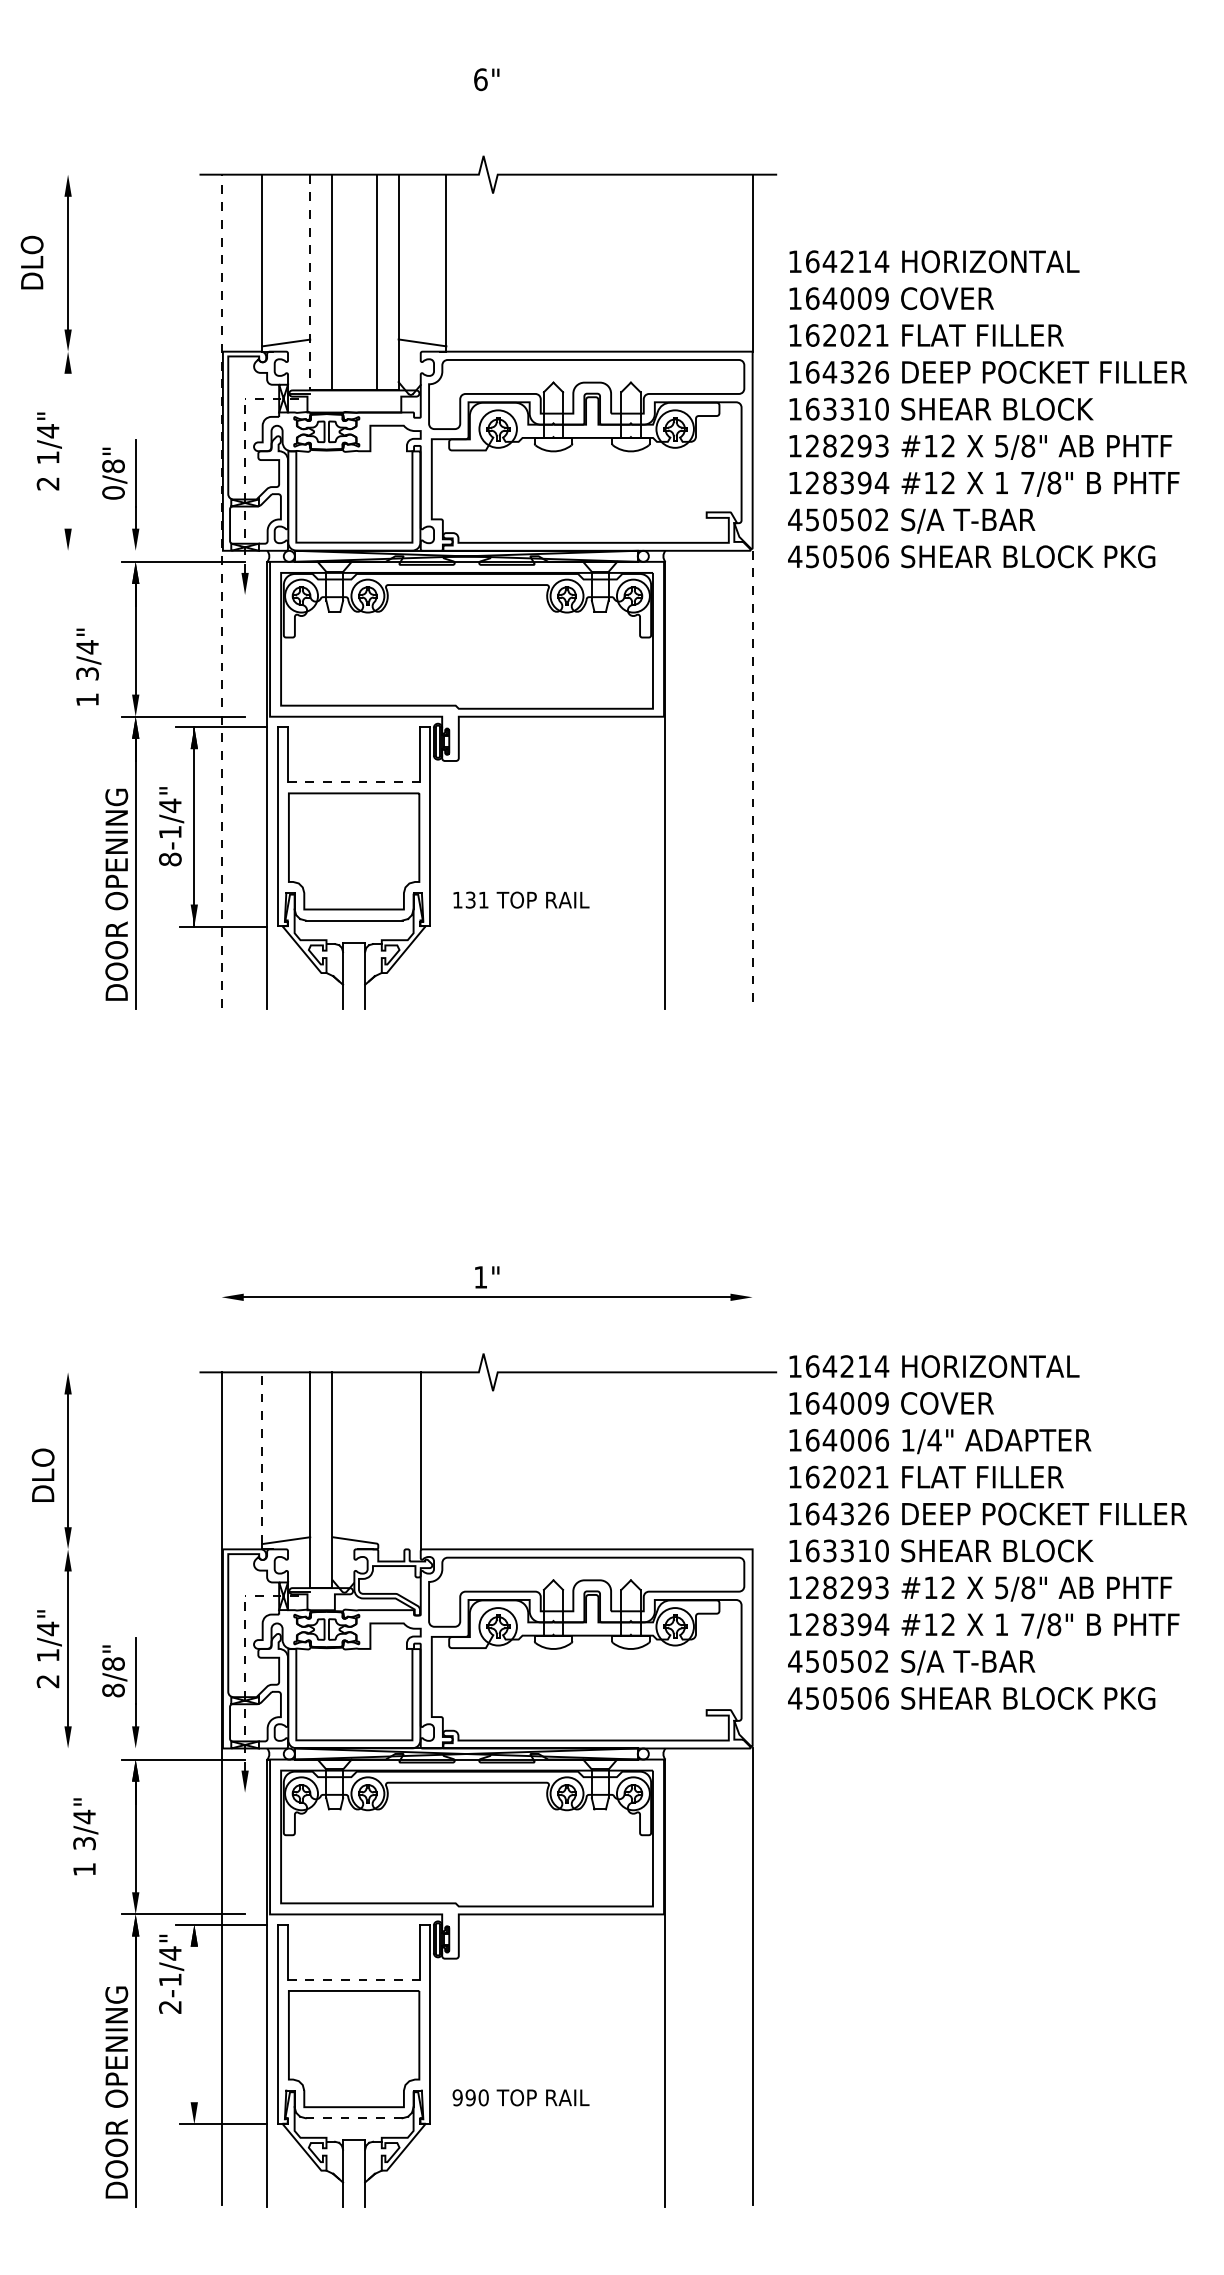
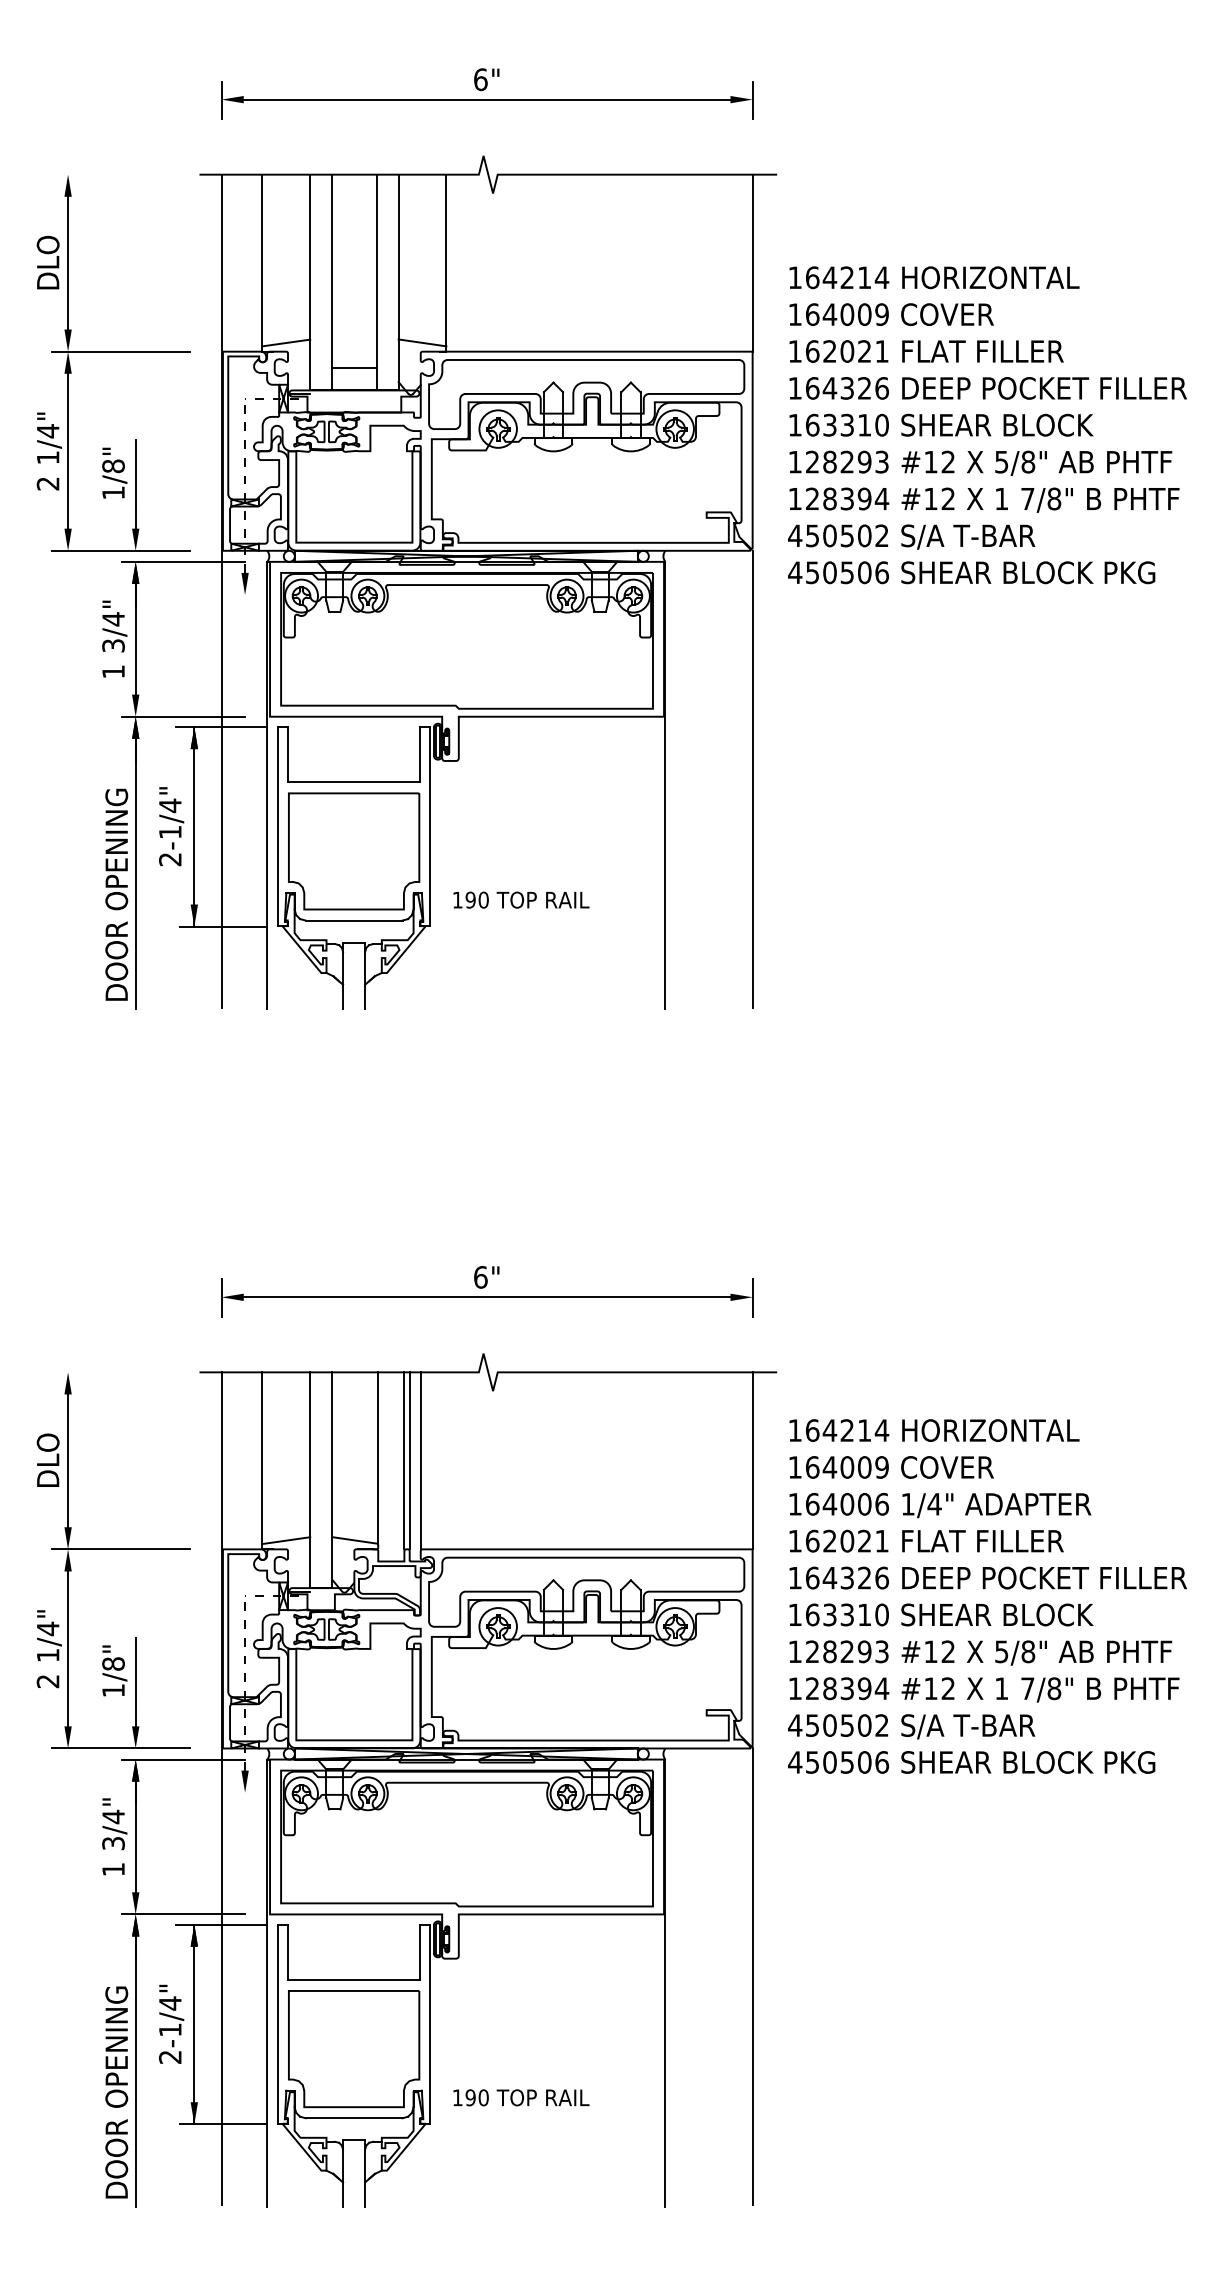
part: none -> present (487, 100)
text position: (31, 262) -> (47, 262) (47, 262)
line: dashed -> solid (310, 282)
line: none -> present (120, 351)
line: none -> present (354, 368)
text position: (987, 409) -> (987, 425) (987, 425)
line: none -> present (68, 450)
text: 0/8" -> 1/8" (113, 492)
line: none -> present (120, 550)
line: dashed -> solid (221, 591)
text position: (88, 666) -> (114, 638) (114, 638)
line: dashed -> solid (752, 779)
line: dashed -> solid (354, 782)
text: 8-1/4" -> 2-1/4" (170, 859)
text: 131 -> 190 (476, 899)
text: 1" -> 6" (480, 1277)
line: none -> present (221, 1298)
line: none -> present (752, 1298)
line: dashed -> solid (262, 1458)
line: none -> present (378, 1458)
line: none -> present (404, 1460)
line: none -> present (409, 1460)
line: none -> present (752, 1460)
text position: (42, 1474) -> (47, 1459) (47, 1459)
text position: (987, 1532) -> (987, 1596) (987, 1596)
line: none -> present (120, 1549)
text: 8/8" -> 1/8" (113, 1690)
line: none -> present (120, 1748)
text position: (85, 1836) -> (114, 1836) (114, 1836)
text position: (171, 1973) -> (171, 2023) (171, 2023)
line: dashed -> solid (354, 1979)
line: none -> present (194, 2024)
text: 990 -> 190 (457, 2097)
line: dashed -> solid (353, 2118)
